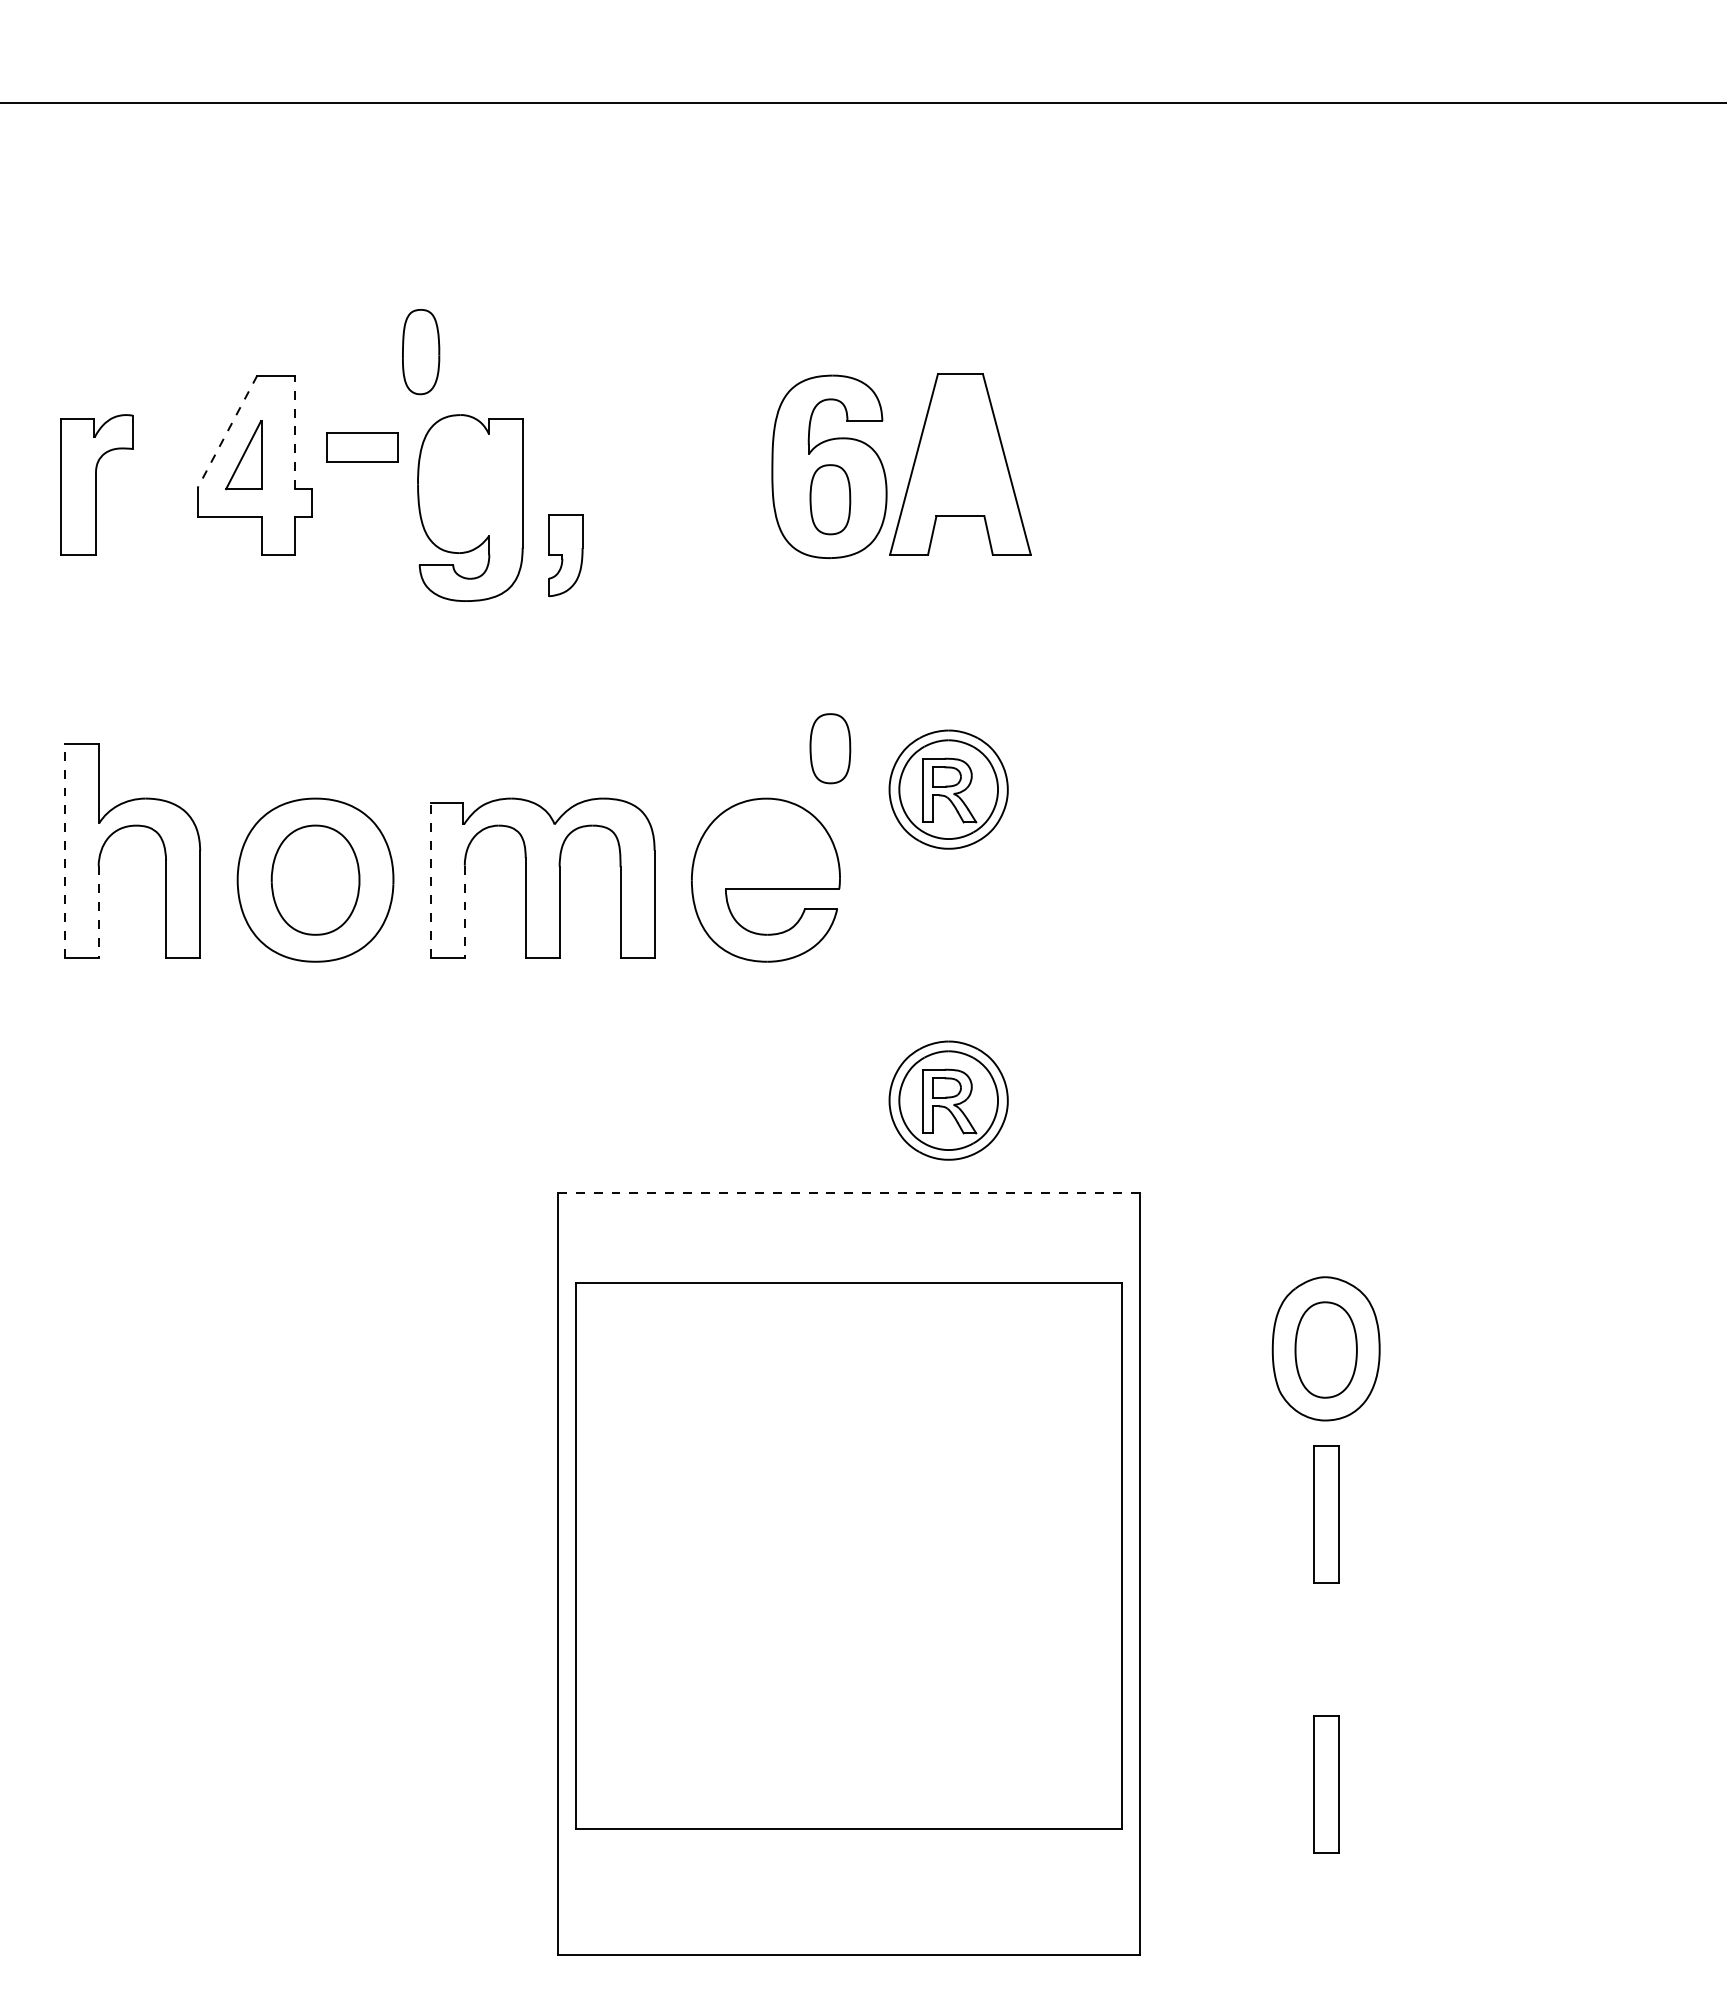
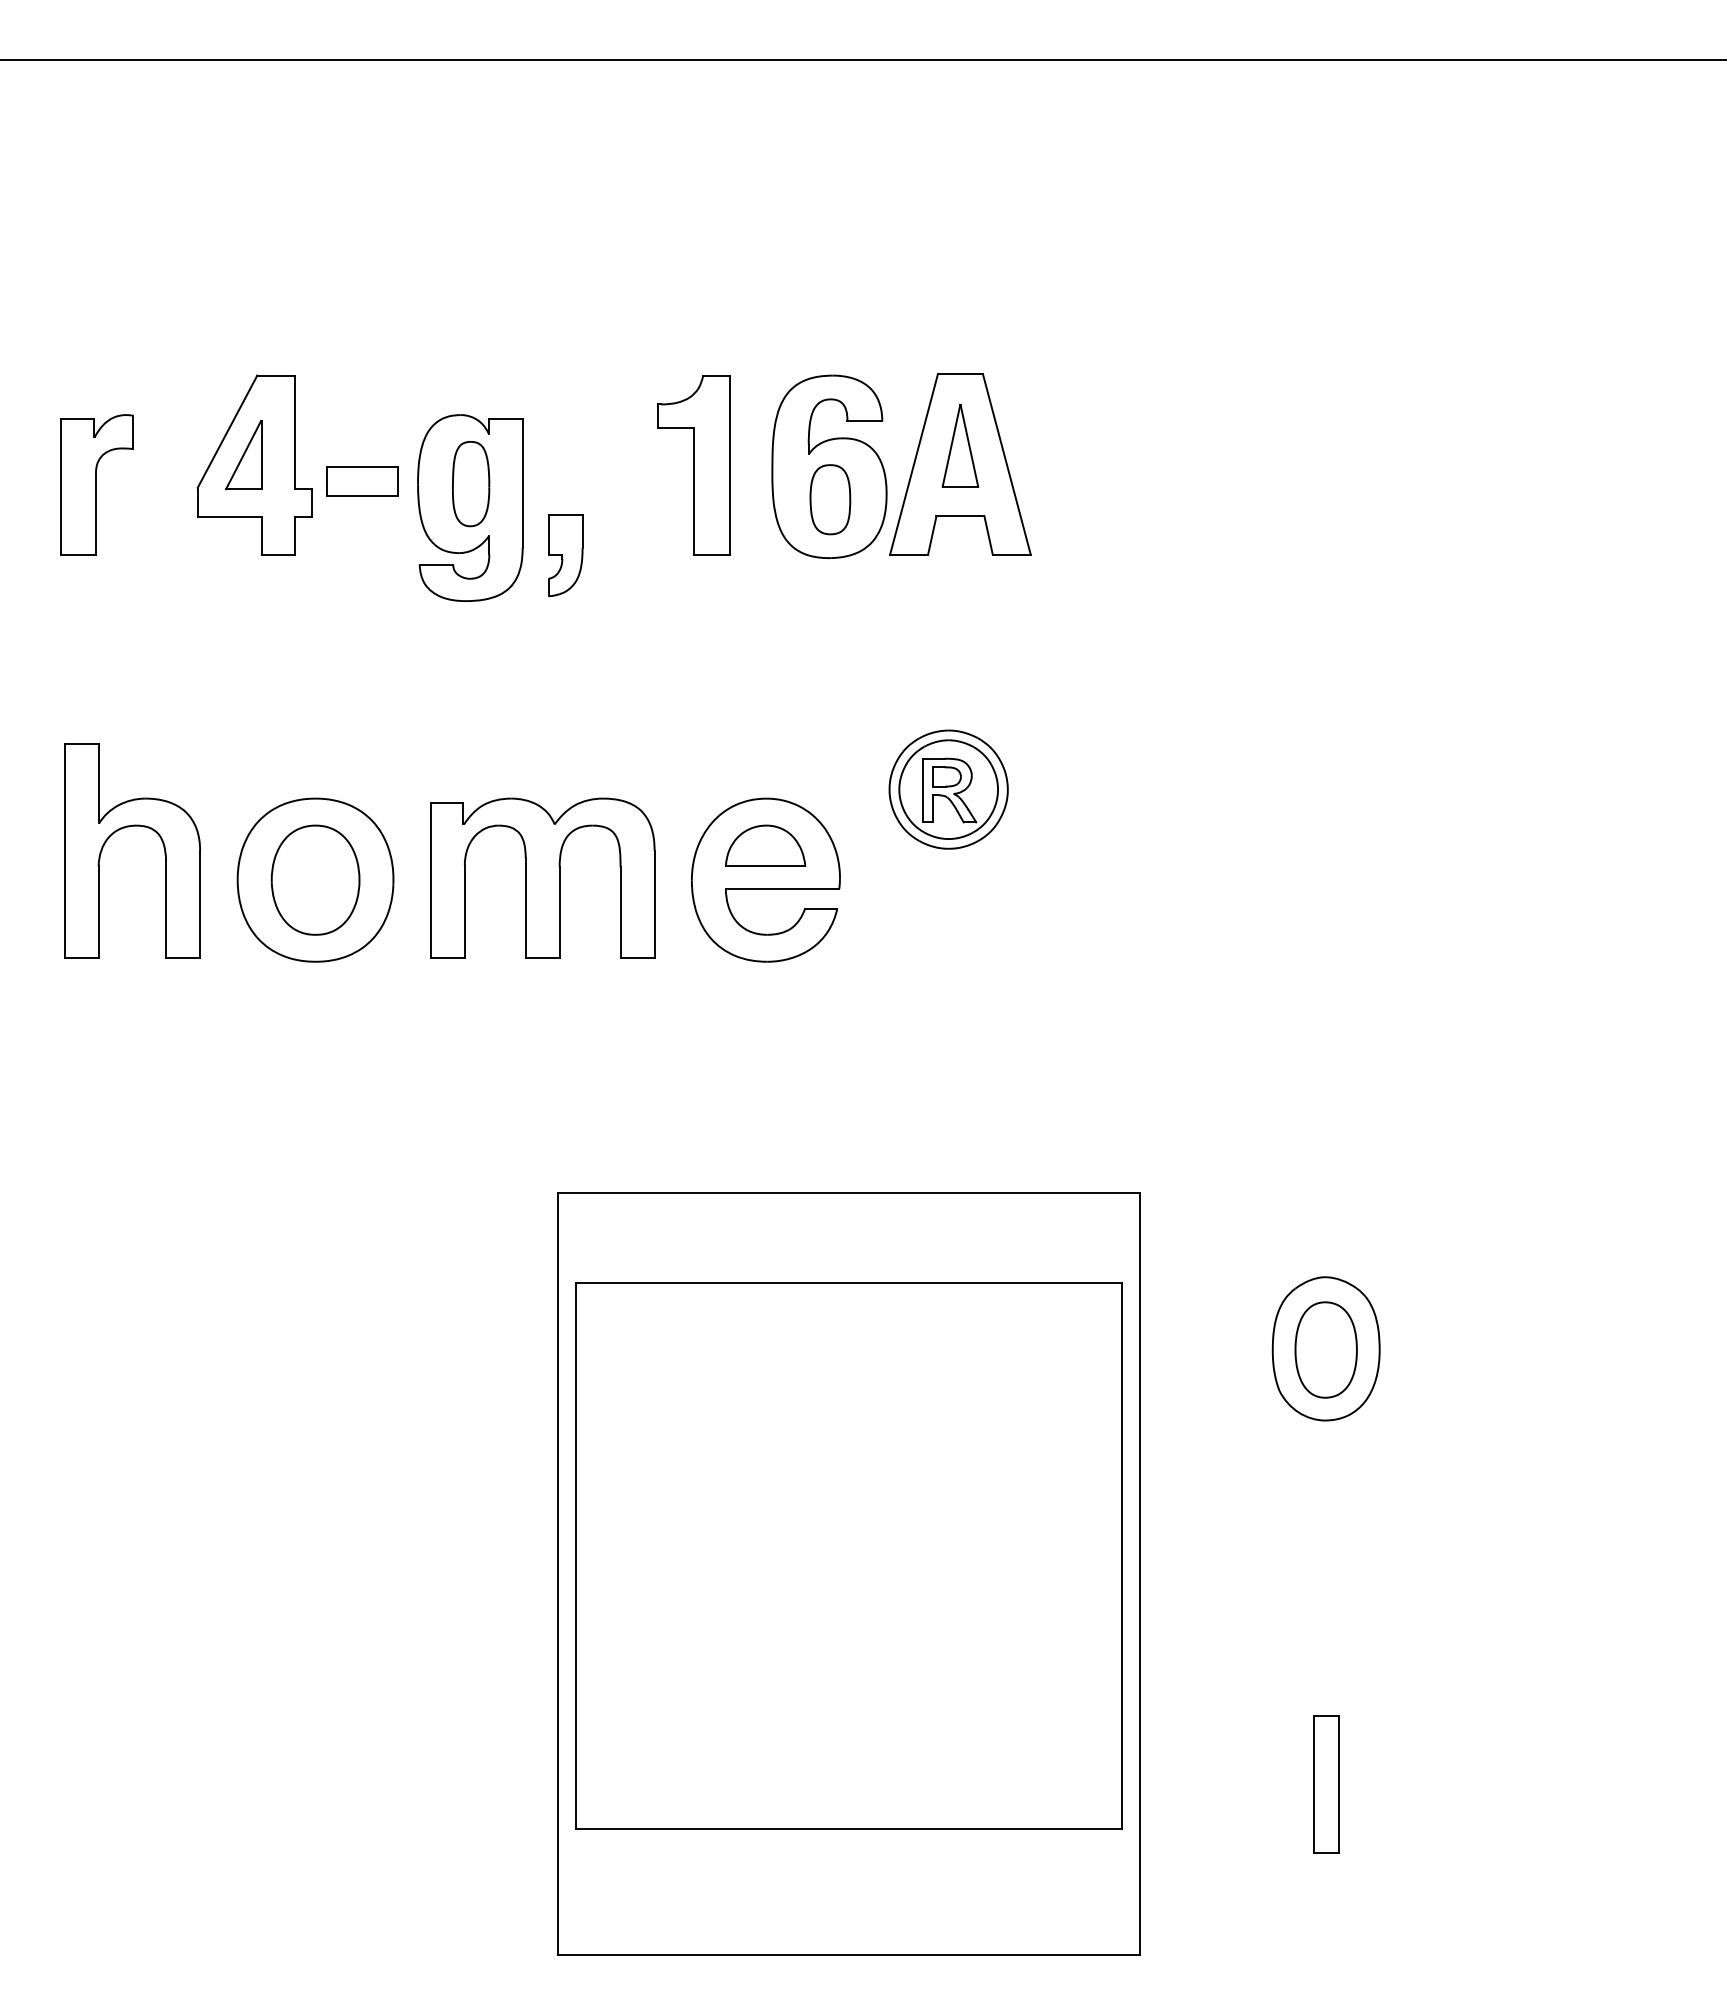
line position: (862, 103) -> (862, 60) (862, 60)
part position: (421, 352) -> (471, 484) (471, 484)
line: dashed -> solid (227, 432)
line: dashed -> solid (294, 432)
part: none -> present (960, 445)
part position: (362, 447) -> (362, 481) (362, 481)
part: none -> present (693, 465)
part: present -> none (830, 748)
part: none -> present (765, 845)
line: dashed -> solid (64, 850)
line: dashed -> solid (430, 879)
line: dashed -> solid (98, 911)
line: dashed -> solid (464, 911)
part: present -> none (948, 1100)
line: dashed -> solid (849, 1193)
part: present -> none (1326, 1514)
